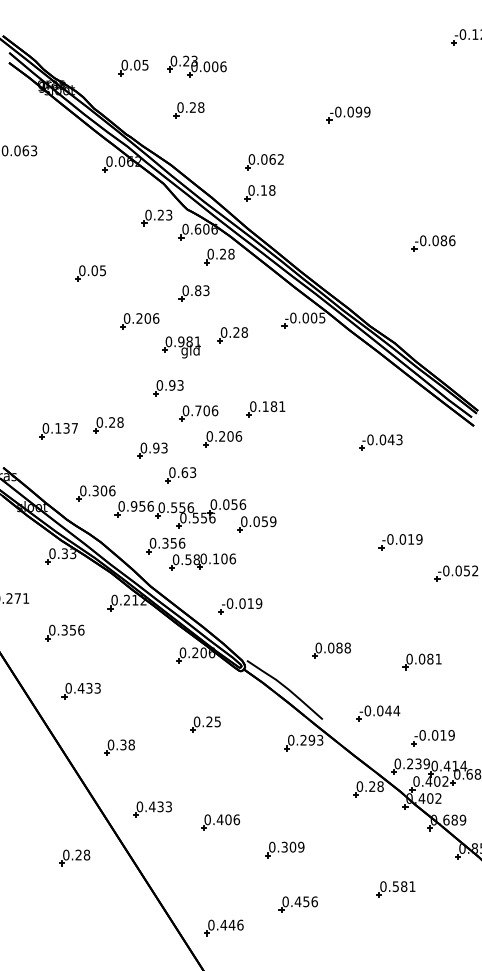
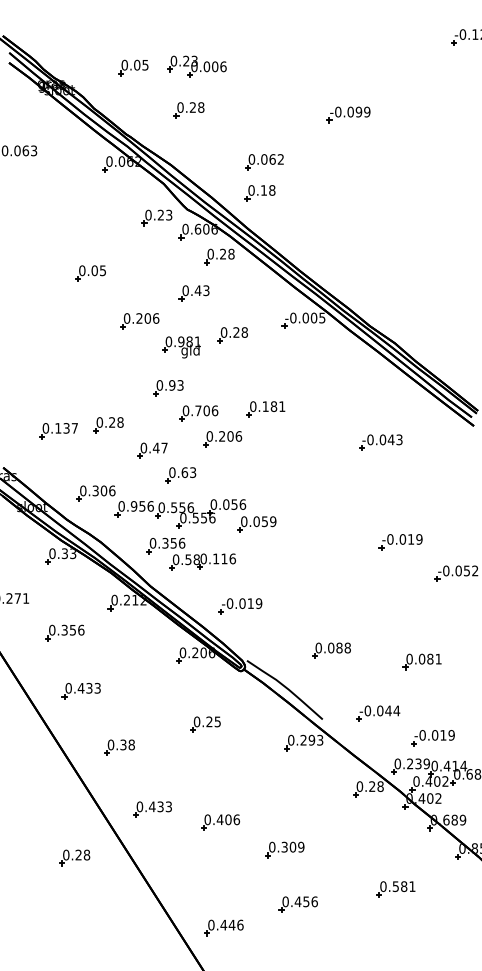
part: present -> none (433, 243)
text: 0.83 -> 0.43 (197, 290)
text: 0.93 -> 0.47 (159, 447)
text: 0.106 -> 0.116 (224, 558)
